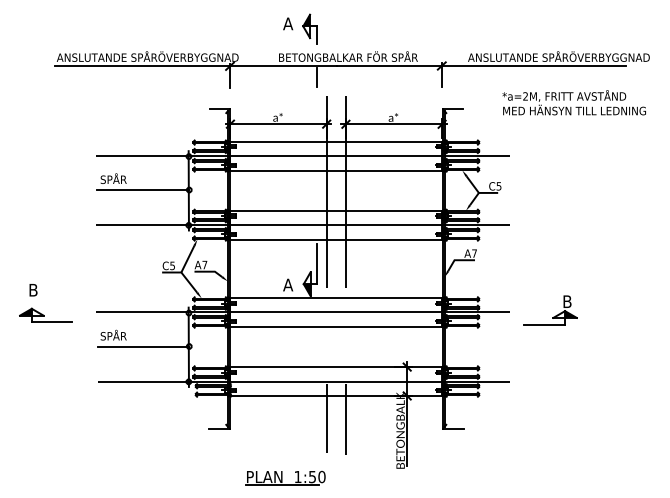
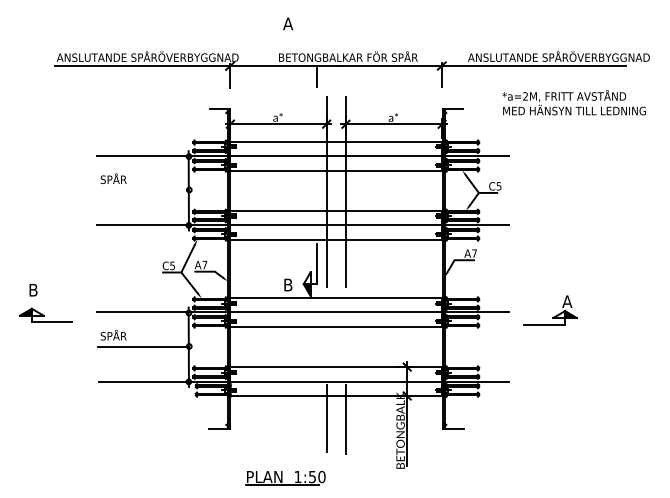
part: present -> none (309, 28)
line: present -> none (143, 190)
text: A -> B (288, 284)
text: B -> A (567, 301)
